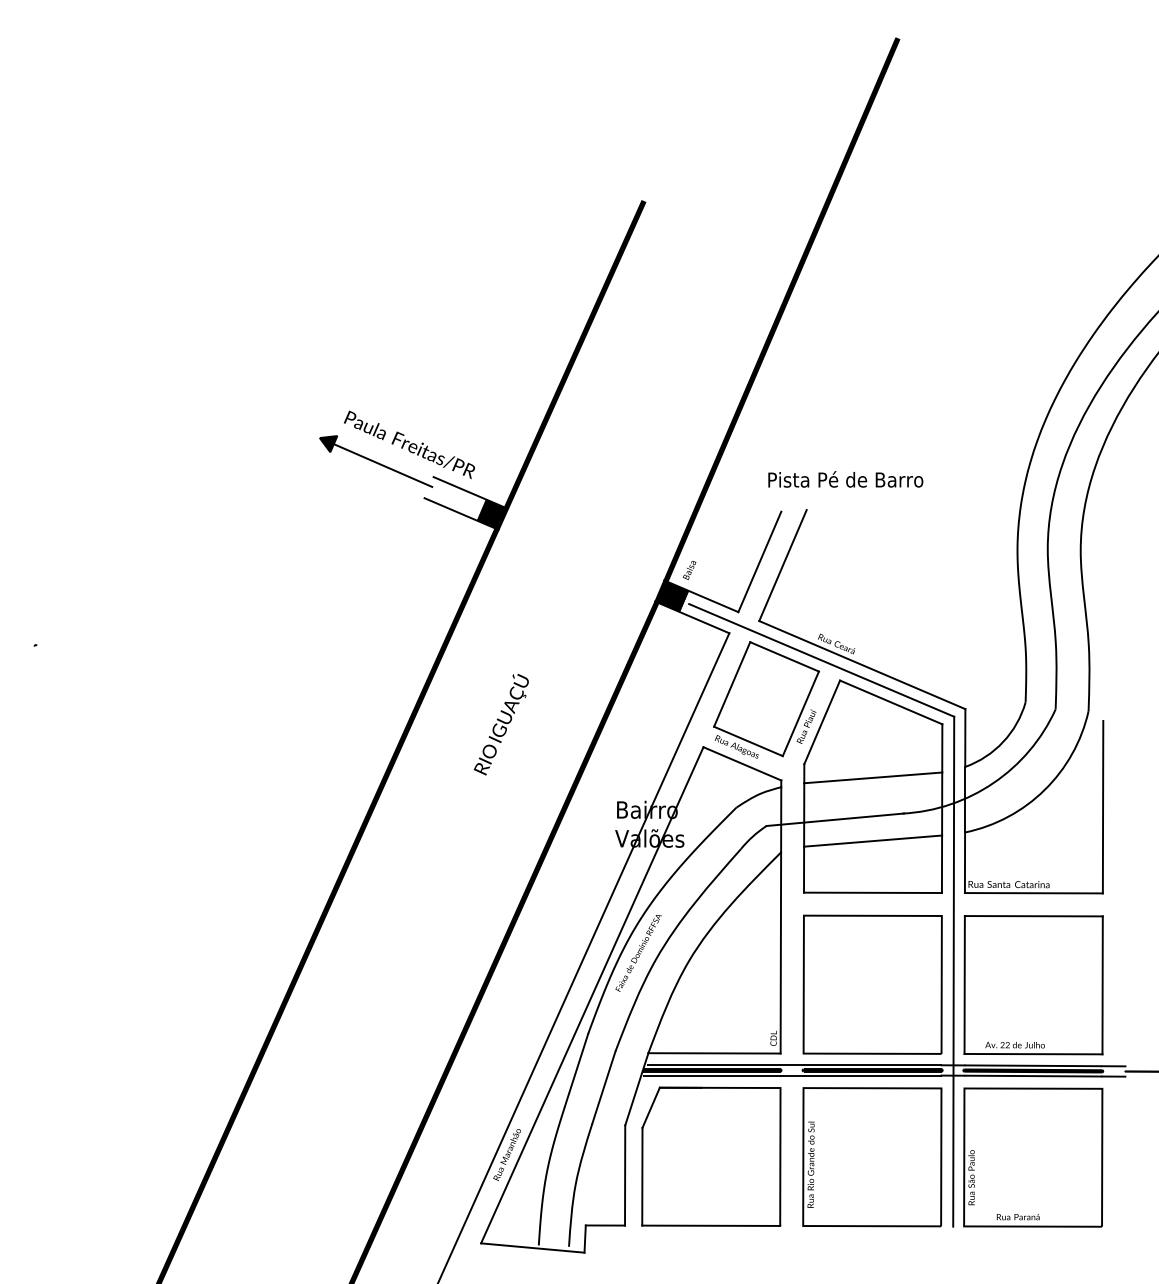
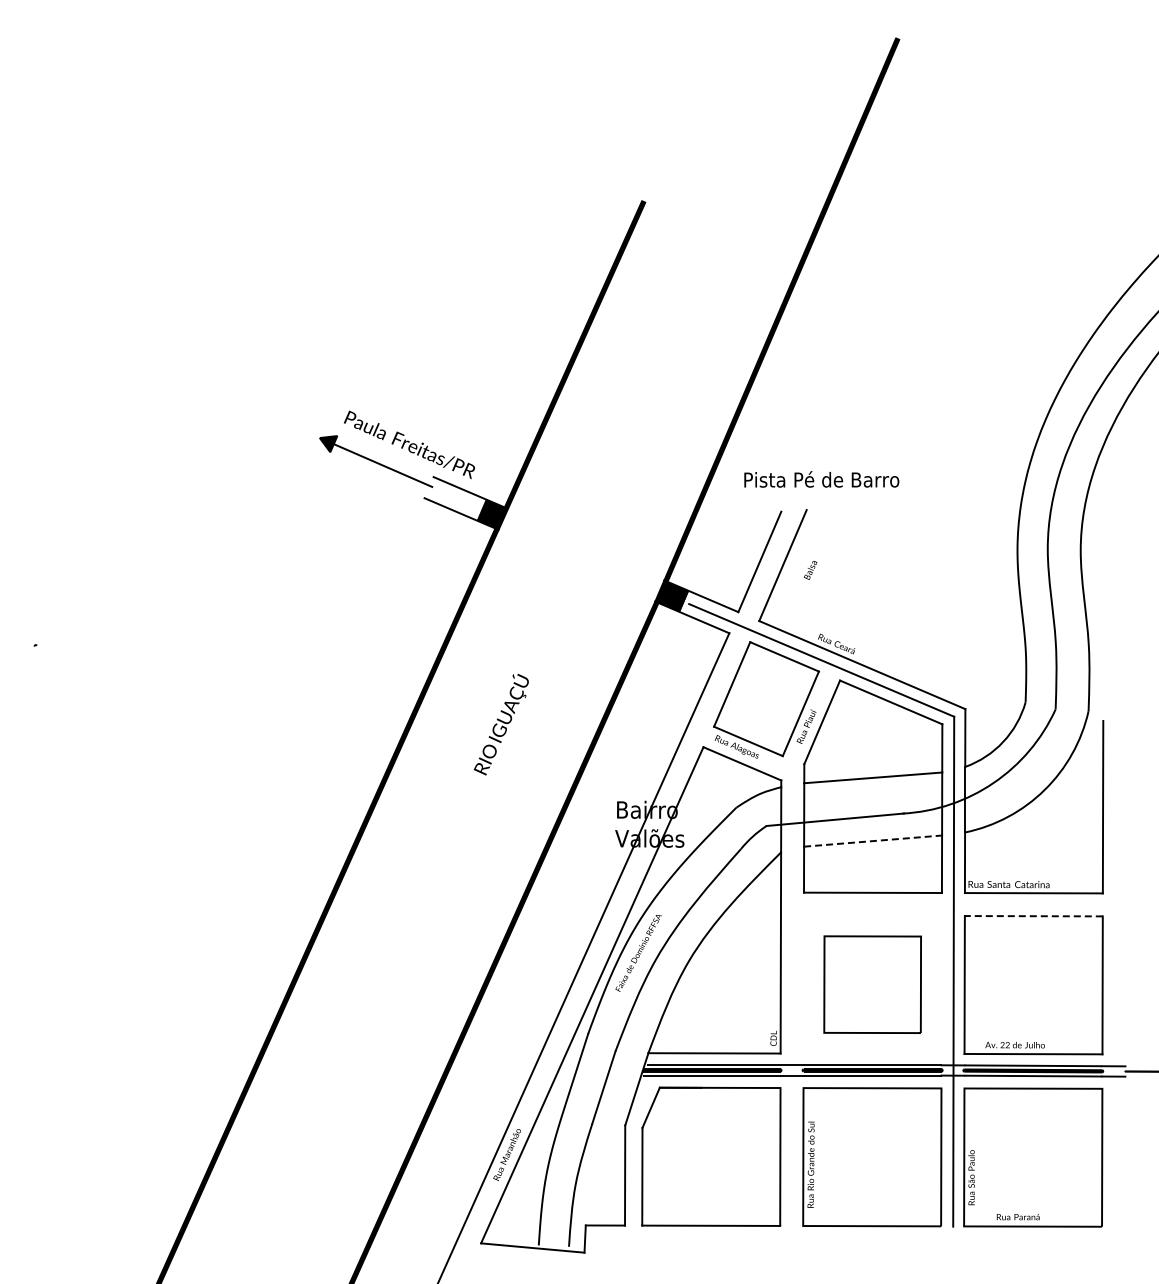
text position: (845, 479) -> (821, 479) (821, 479)
text position: (689, 570) -> (810, 570) (810, 570)
line: solid -> dashed (873, 841)
line: solid -> dashed (1033, 916)
part size: 141x141 px -> 99x99 px (872, 984)
